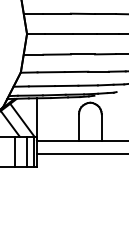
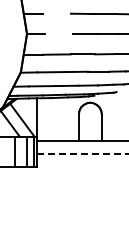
line: present -> none (56, 13)
line: present -> none (59, 34)
line: solid -> dashed (82, 154)
